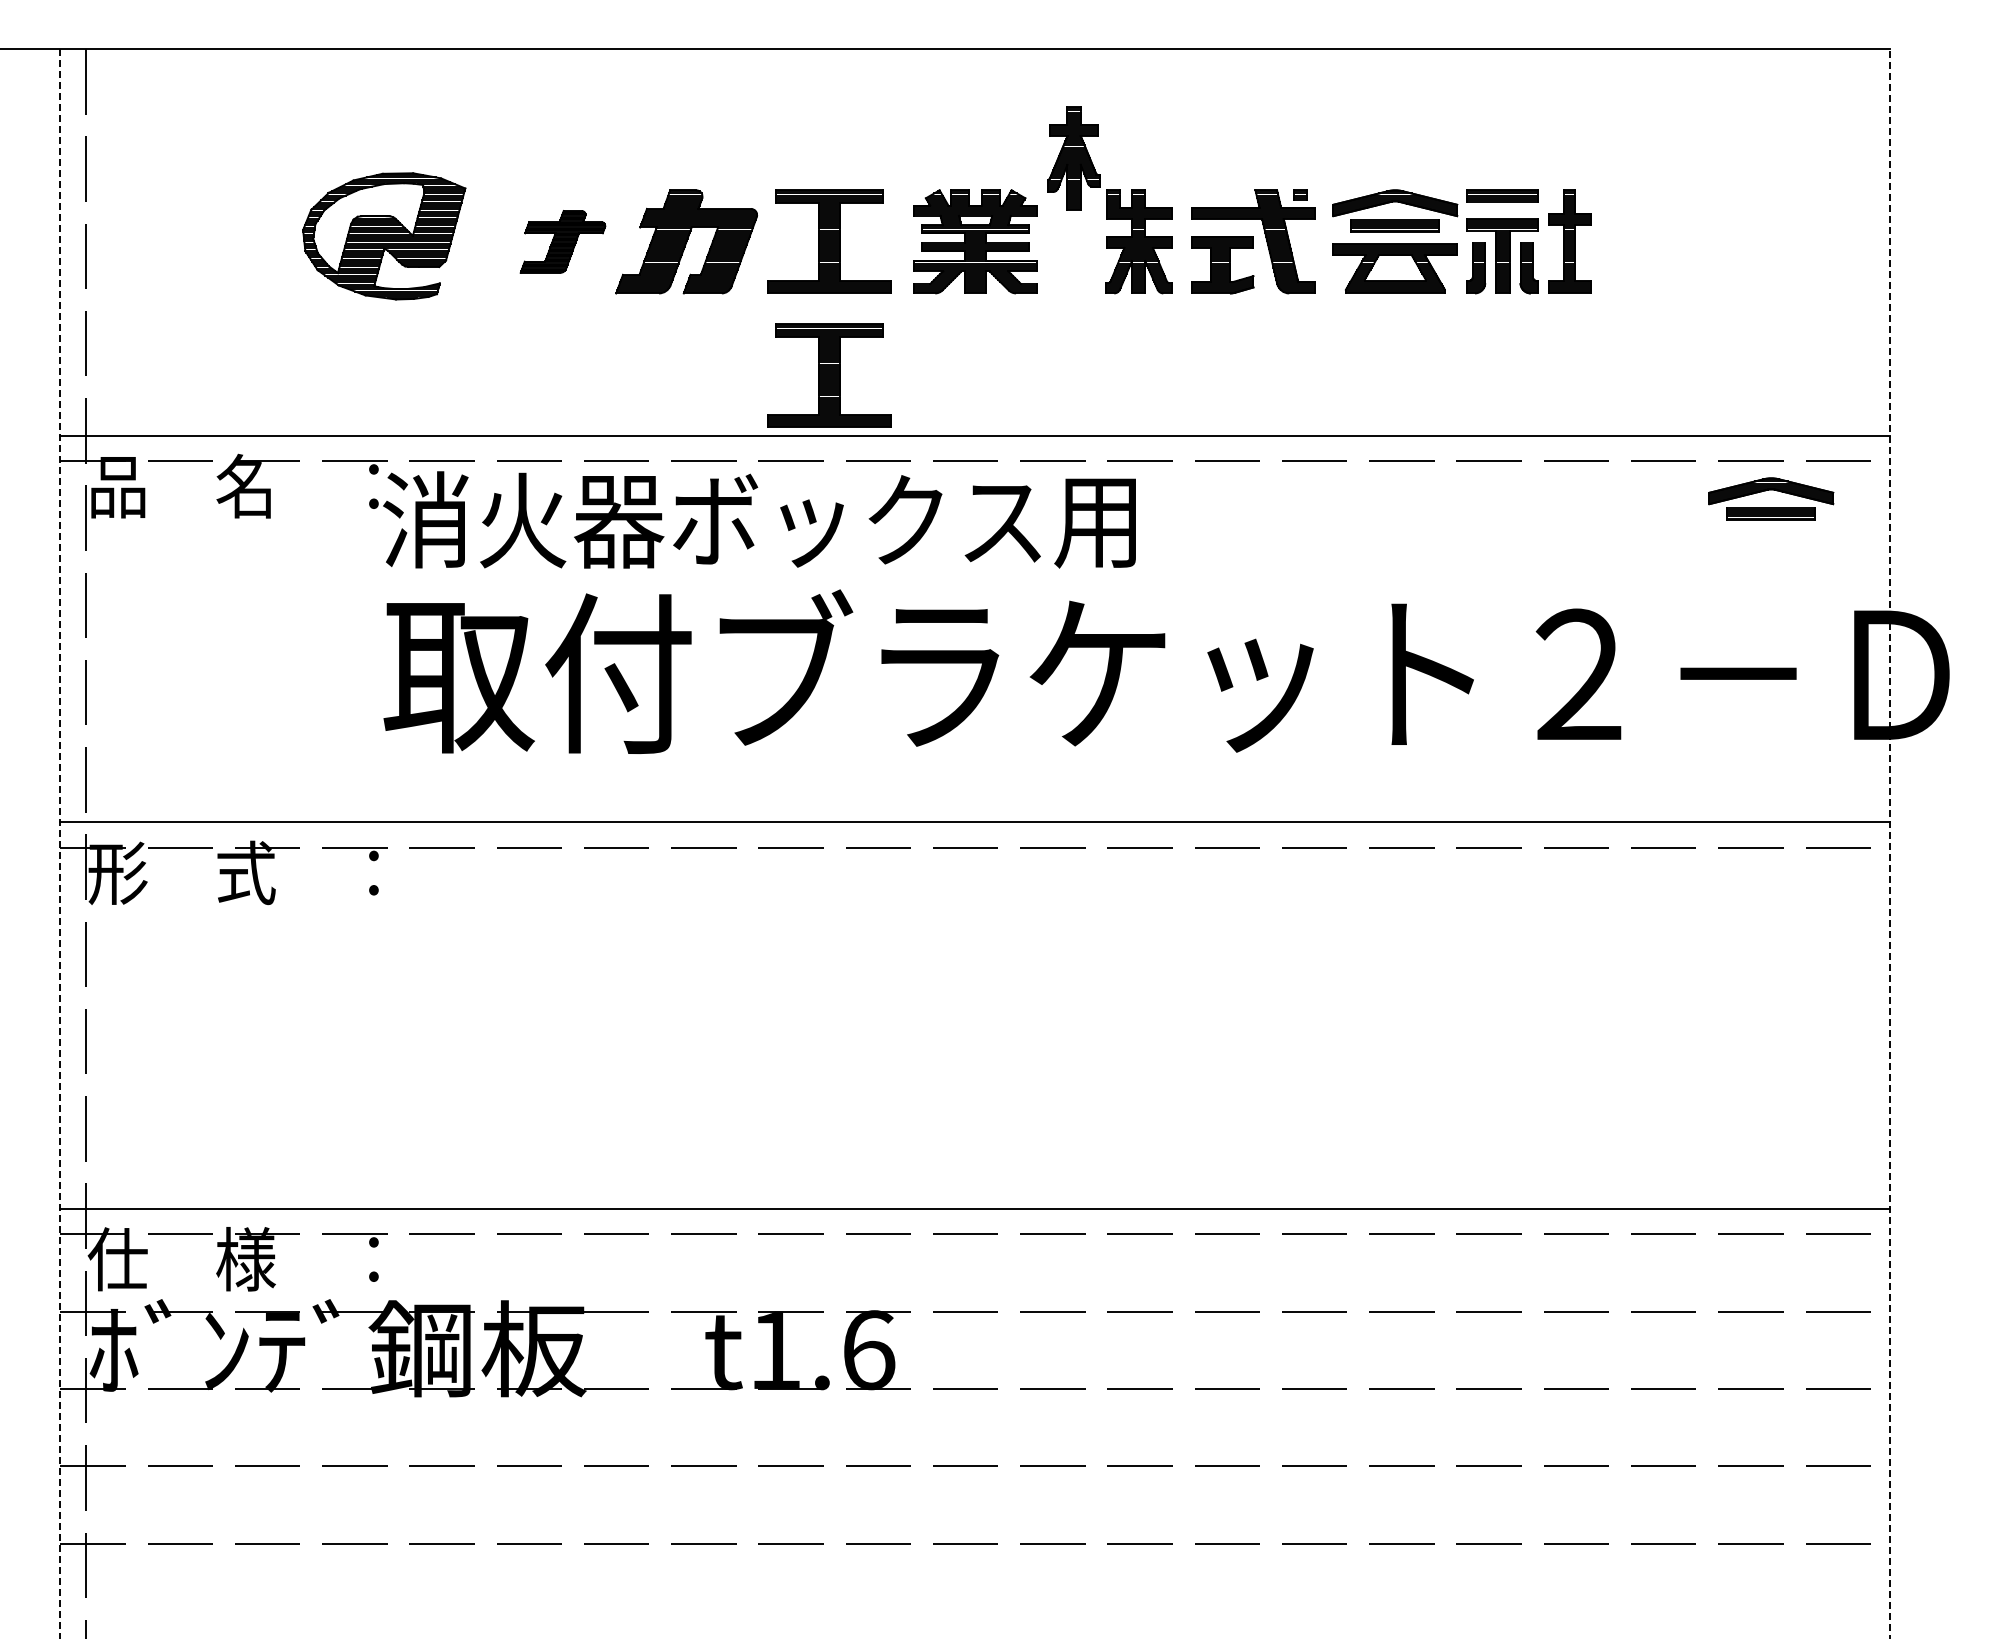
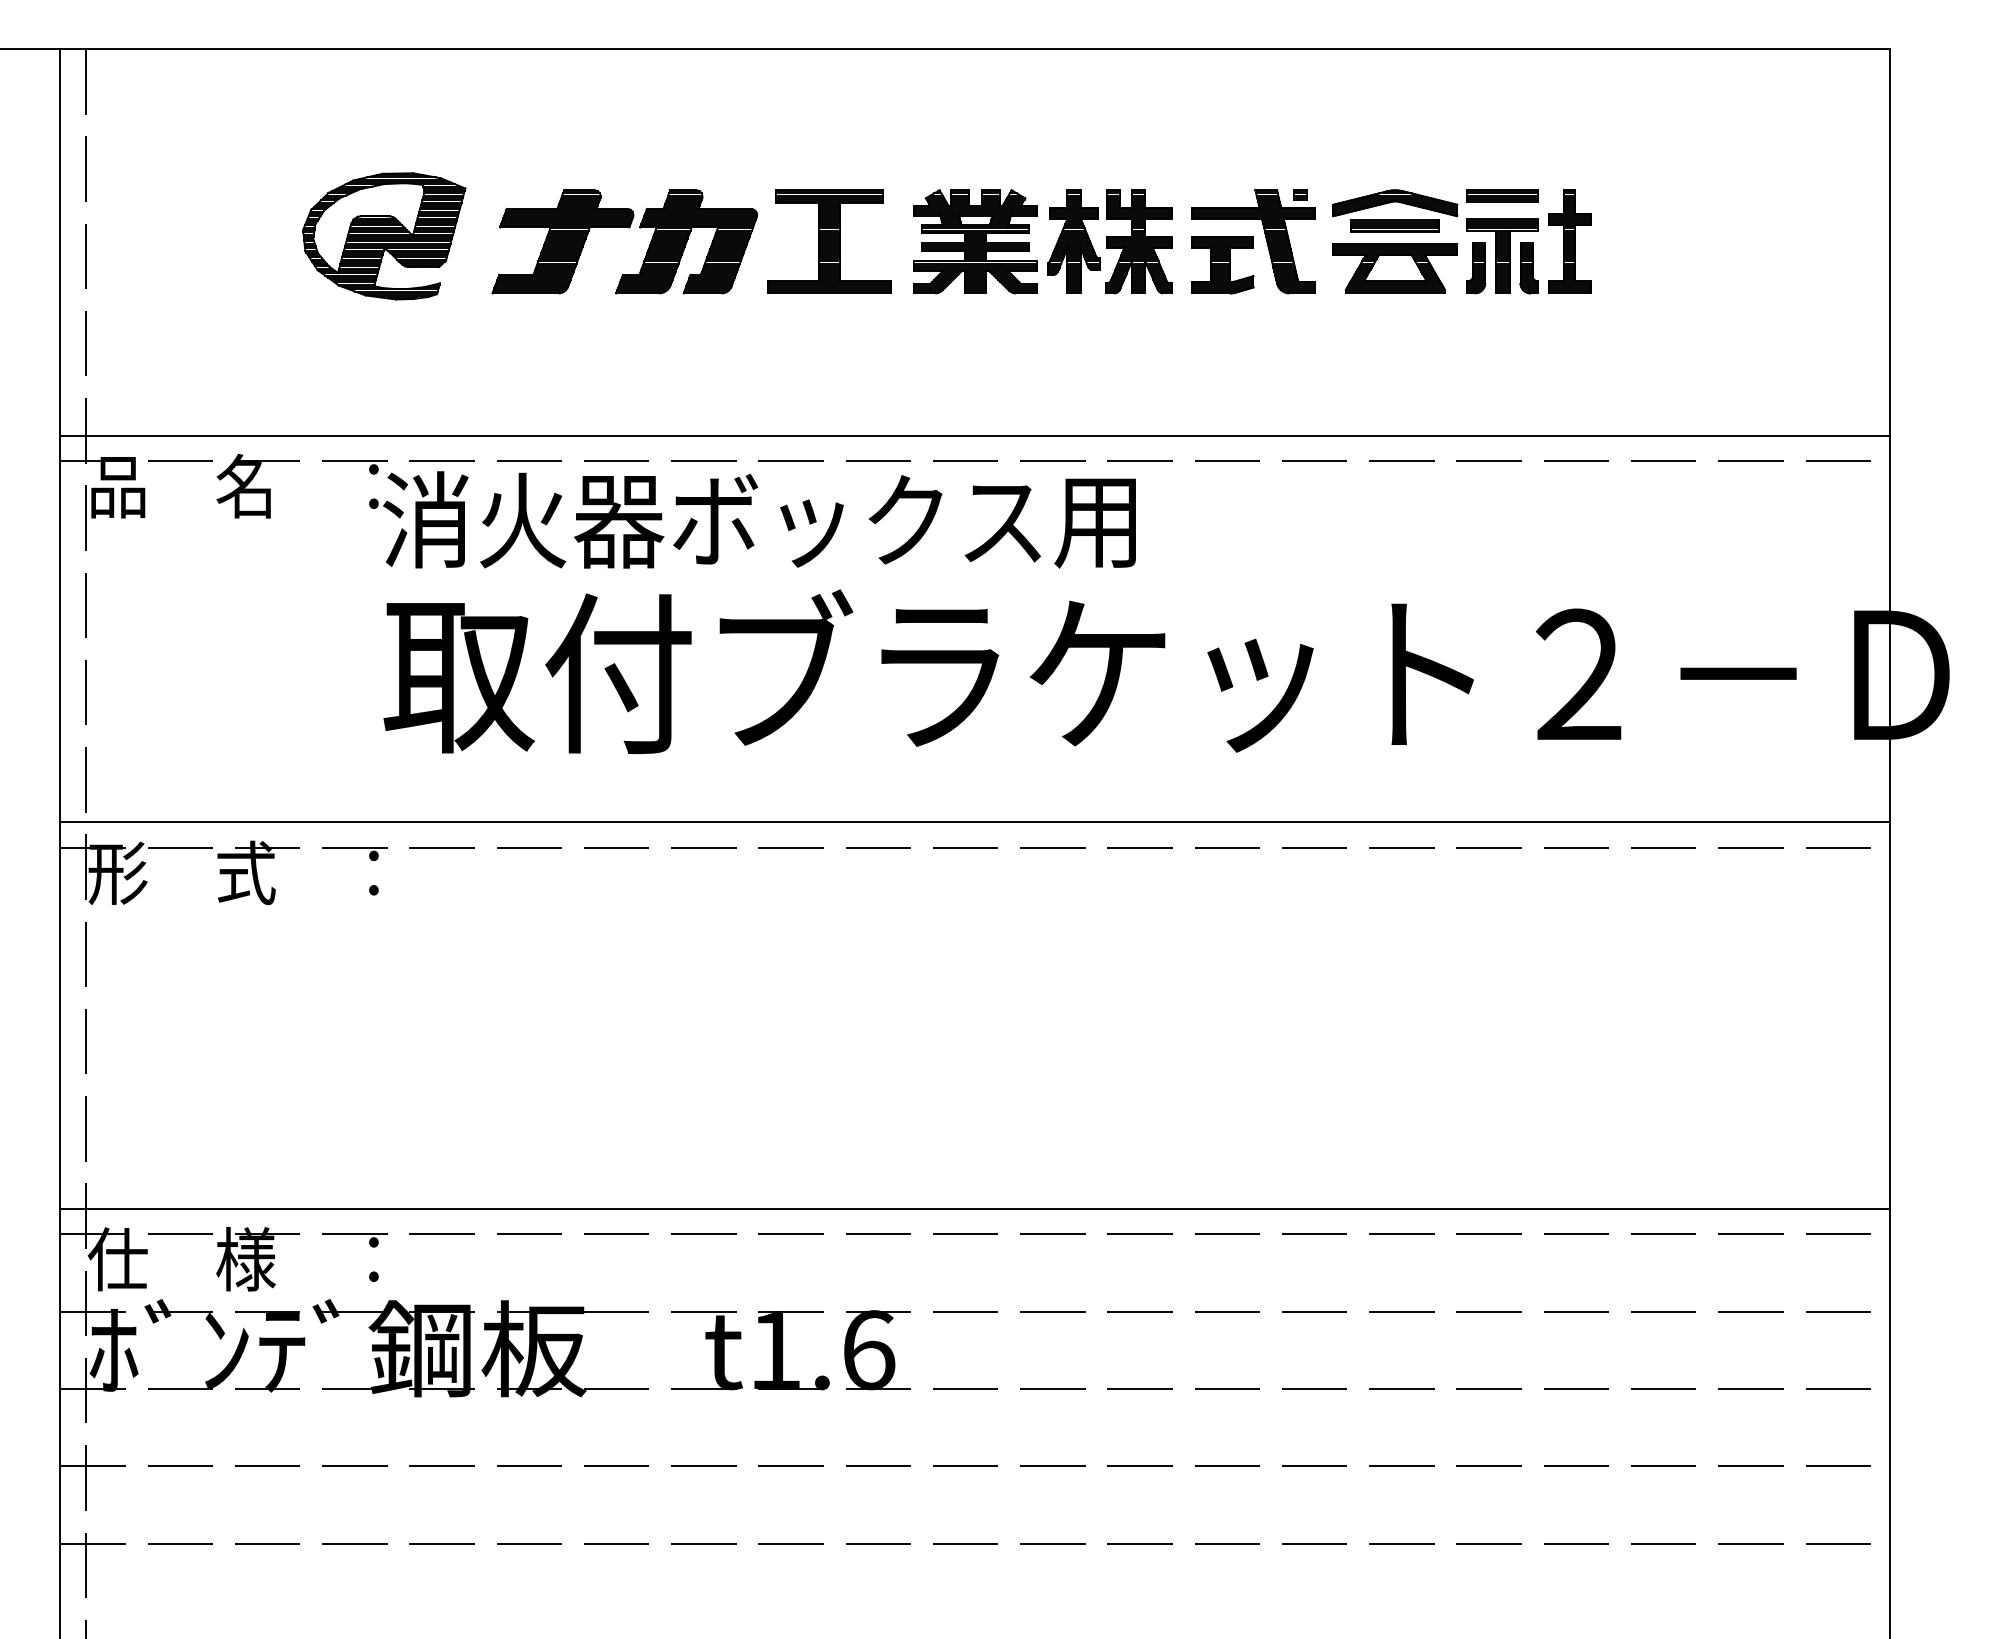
part position: (1073, 158) -> (1073, 241) (1073, 241)
part size: 88x64 px -> 144x106 px (562, 241)
part: present -> none (829, 375)
part: present -> none (1771, 490)
line: dashed -> solid (60, 843)
line: dashed -> solid (1889, 843)
